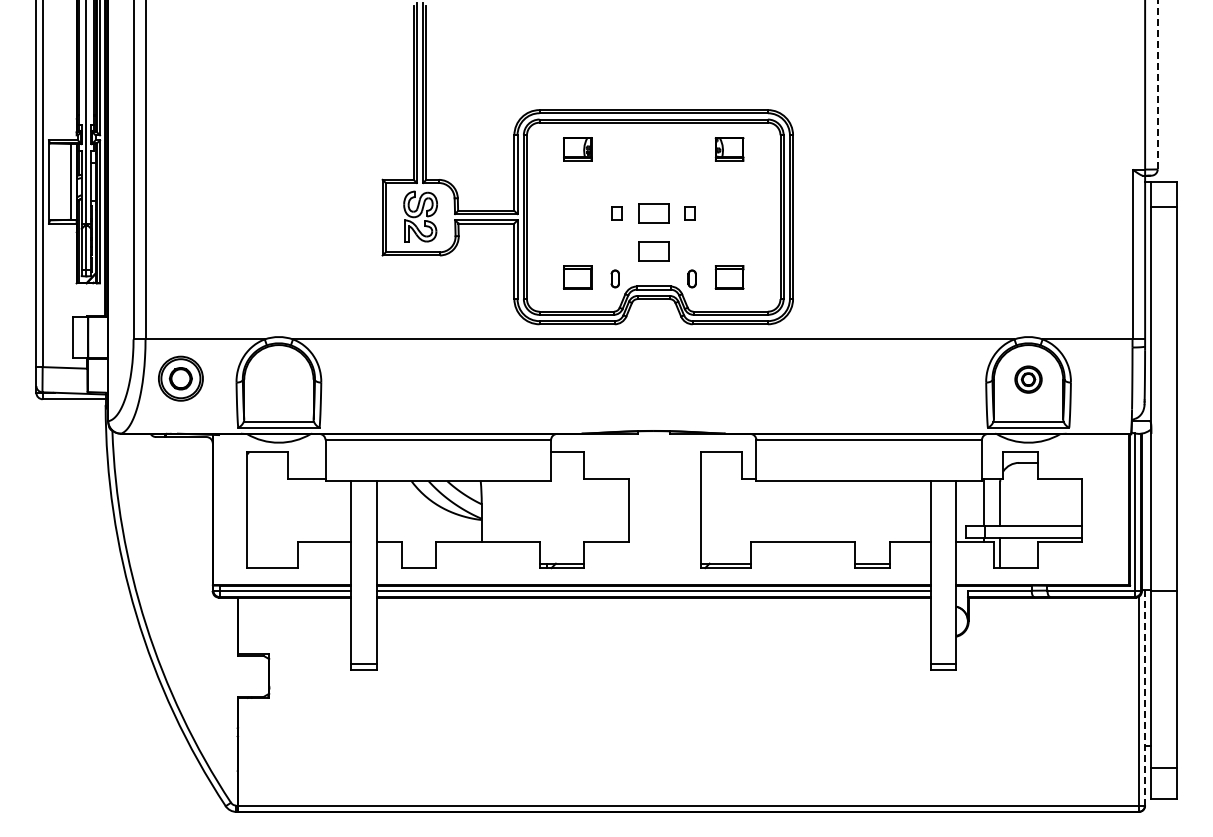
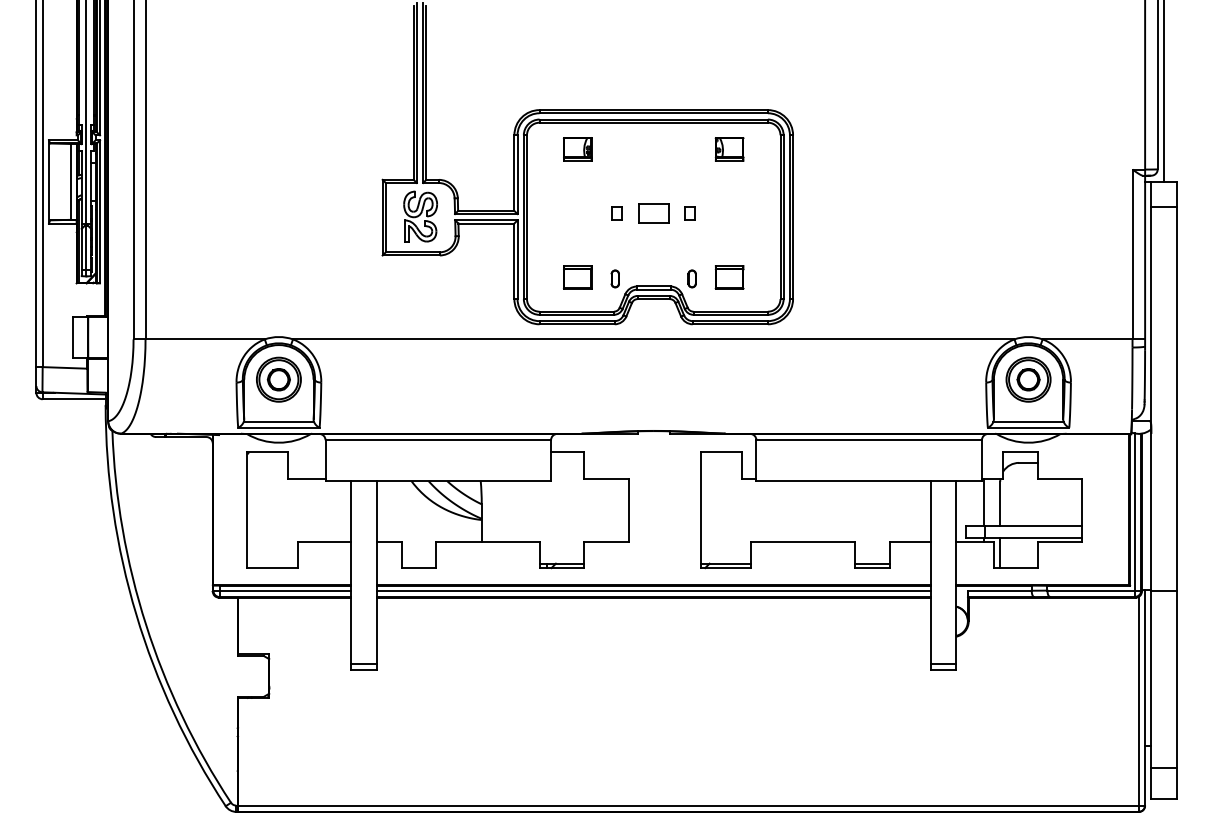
line: dashed -> solid (1157, 84)
line: none -> present (1164, 91)
part: present -> none (653, 251)
part position: (180, 378) -> (278, 379) (278, 379)
part size: 29x29 px -> 47x47 px (1028, 379)
line: dashed -> solid (1145, 697)
